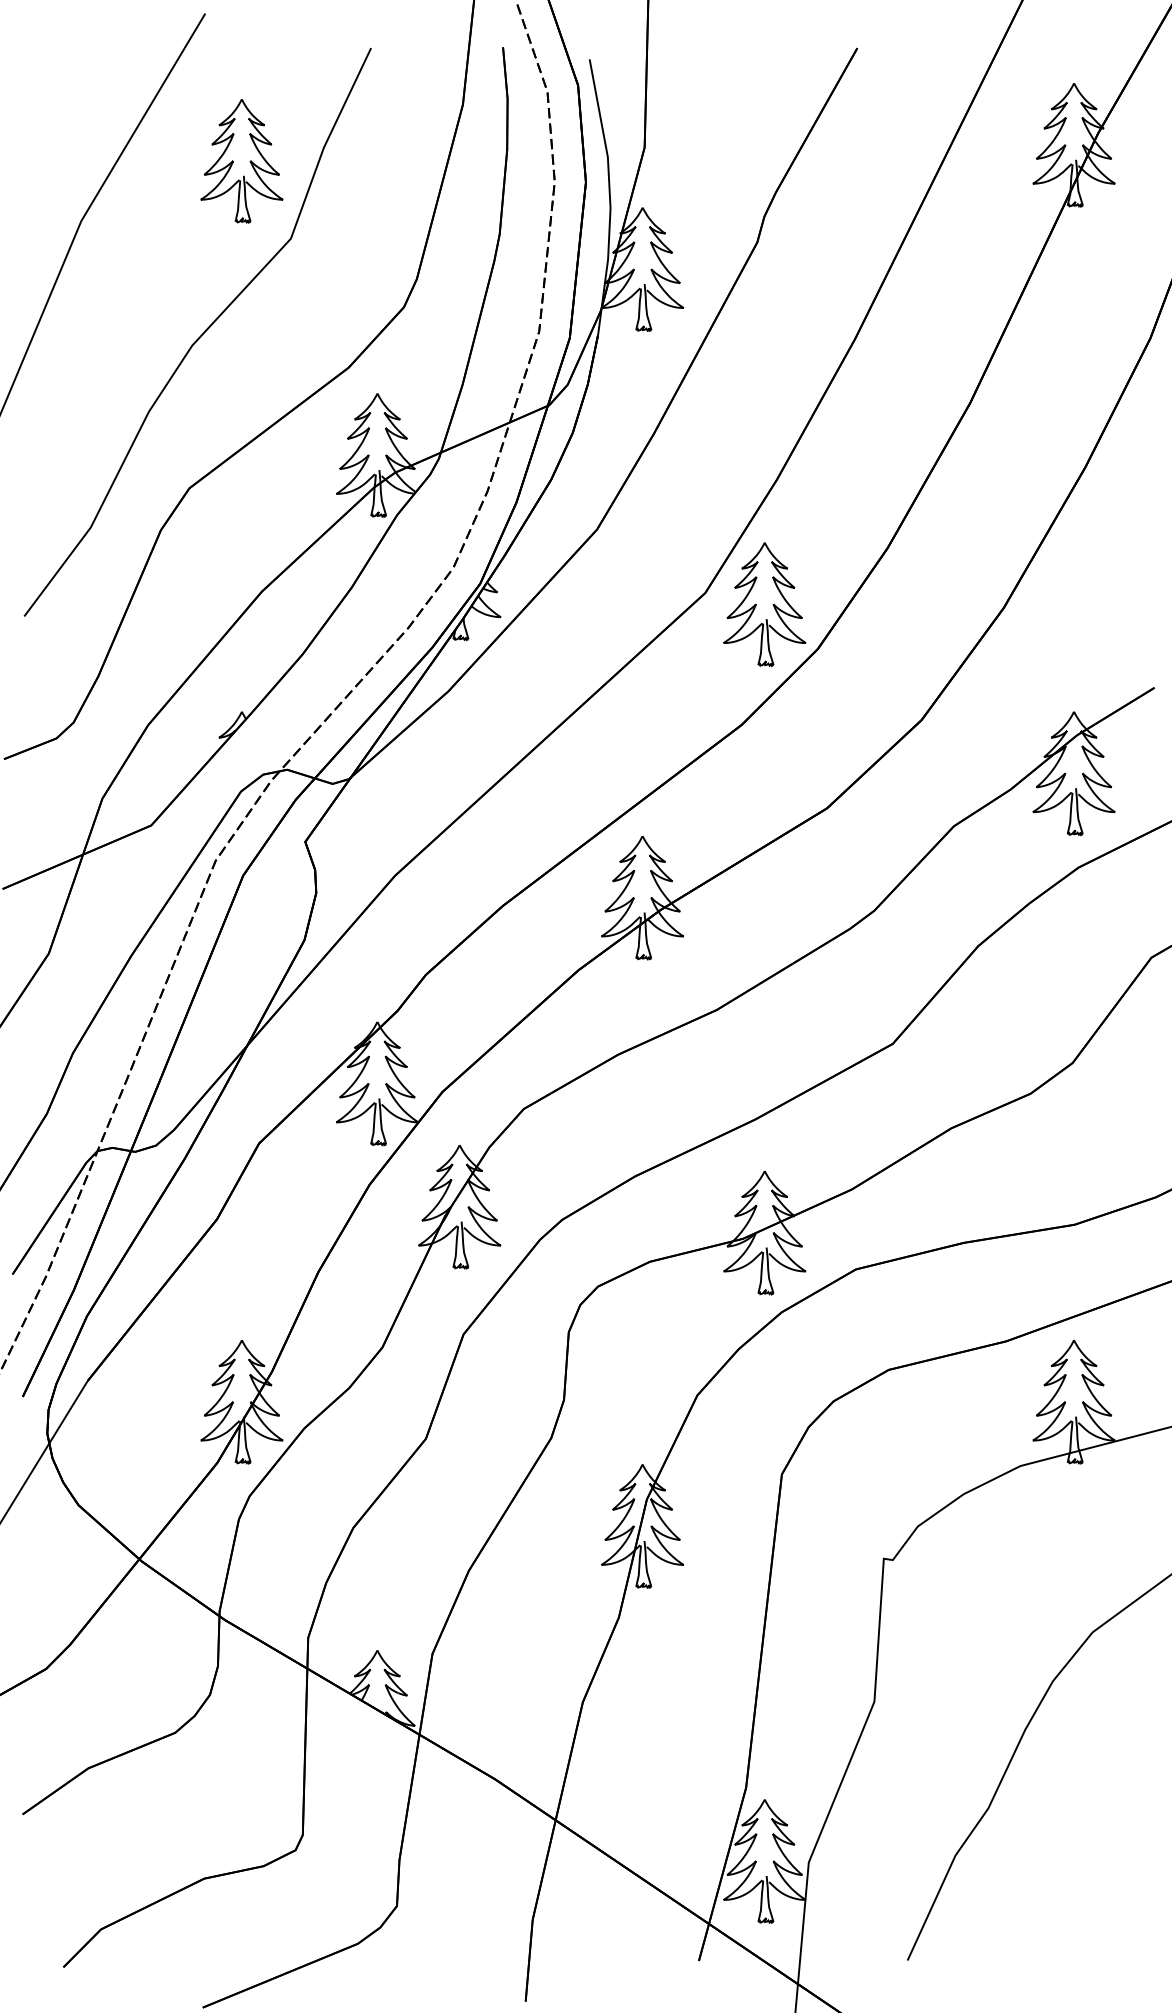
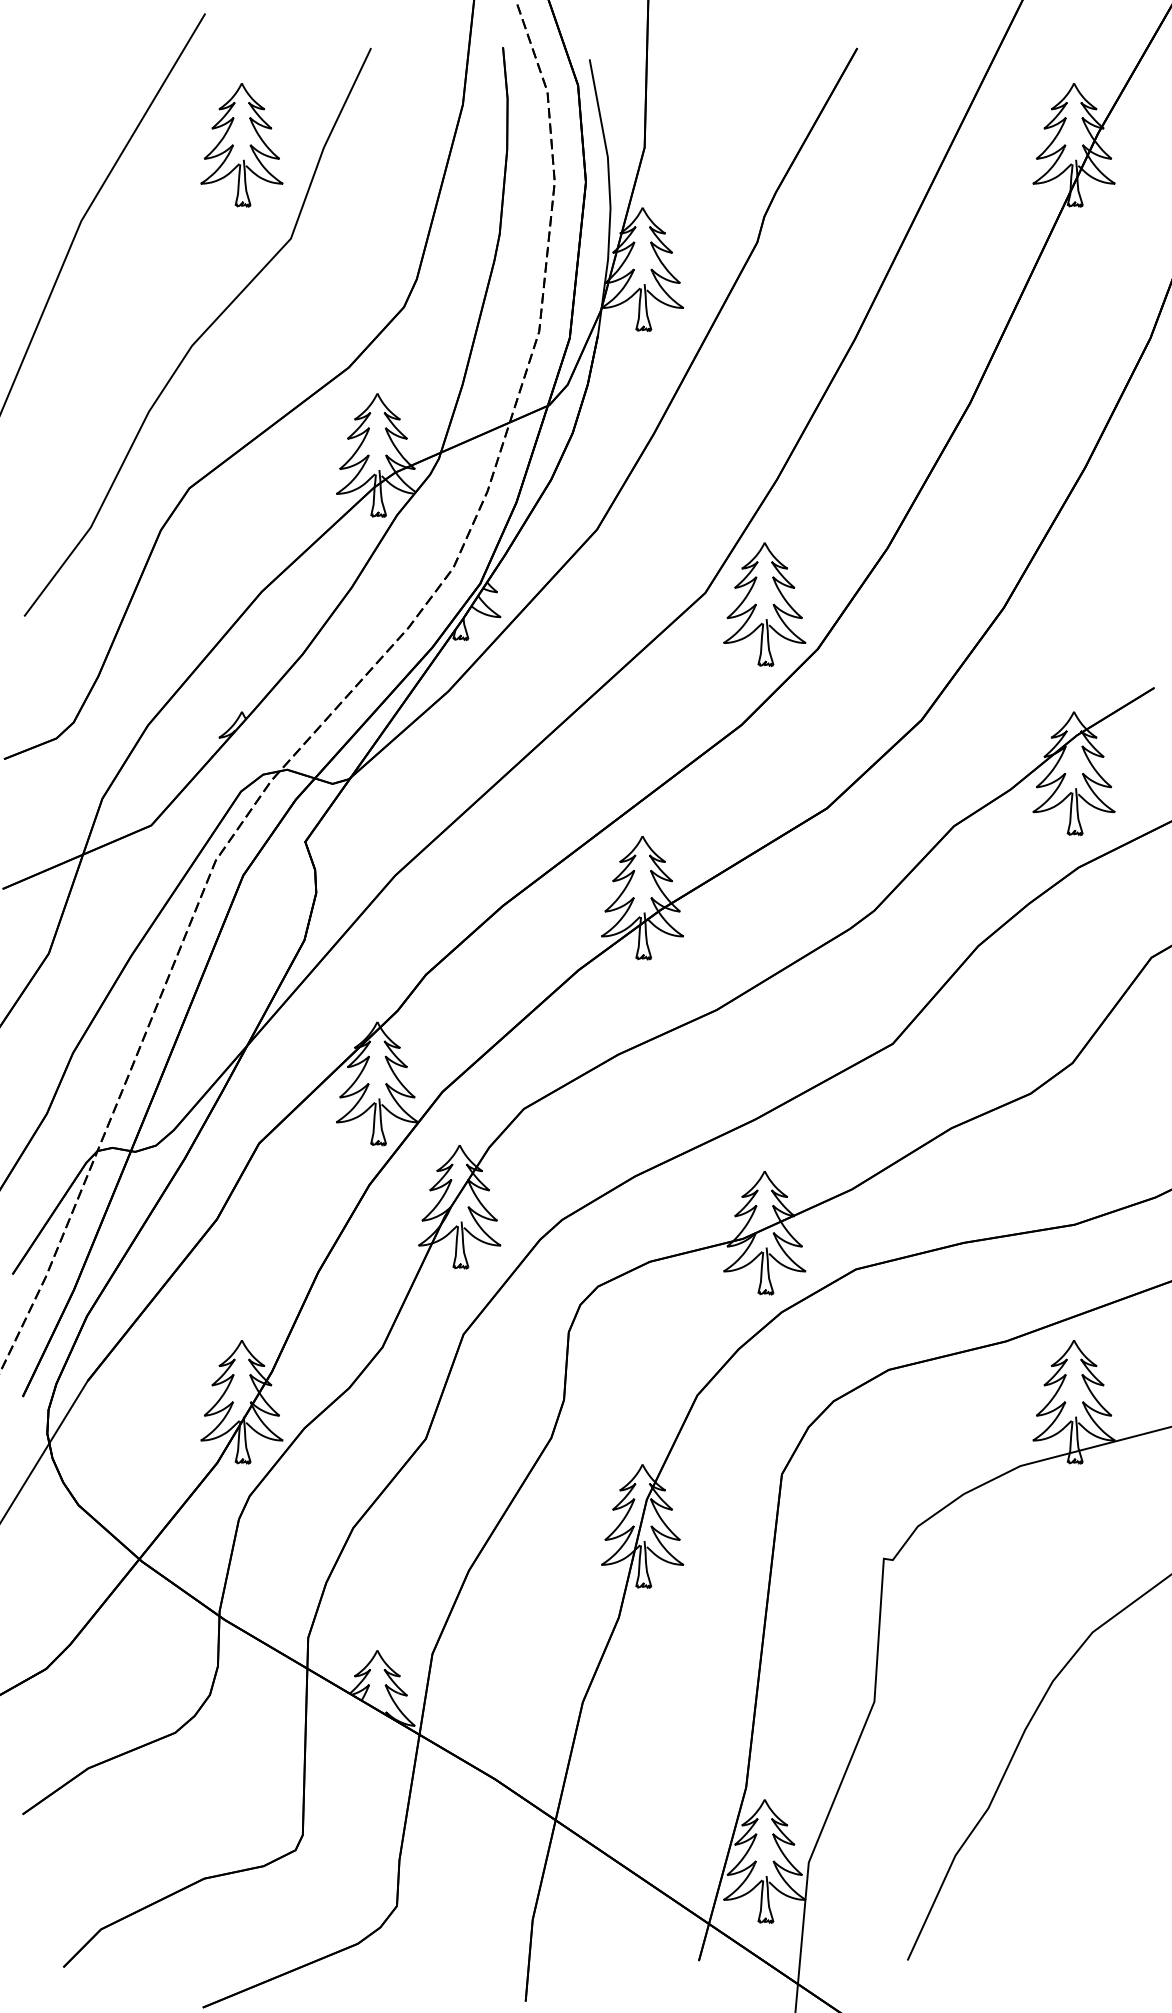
part position: (241, 161) -> (241, 145) (241, 145)
